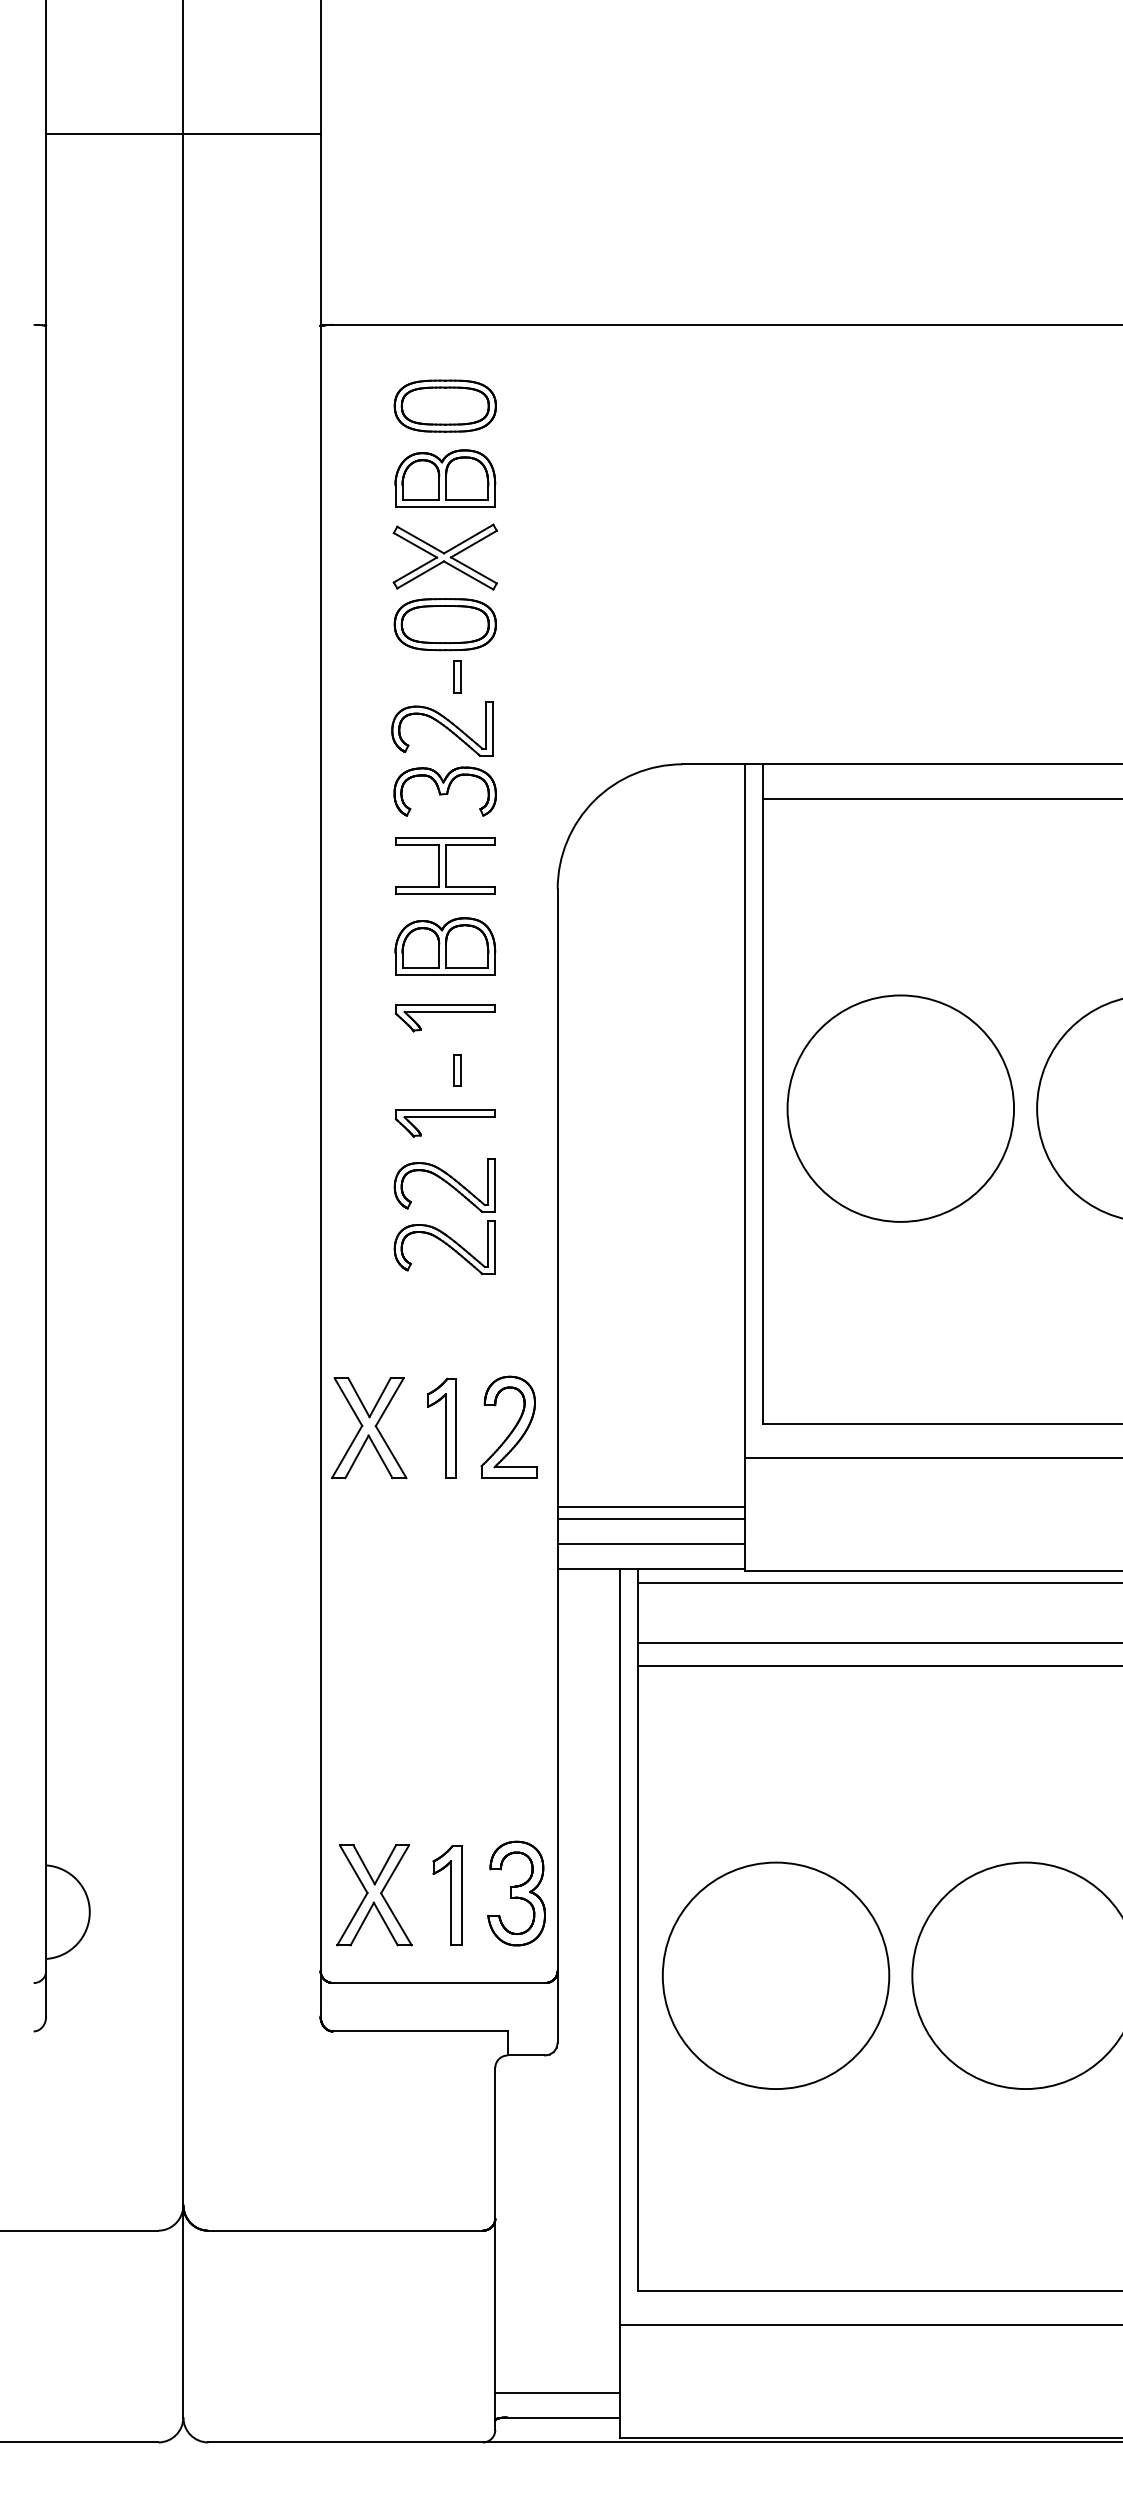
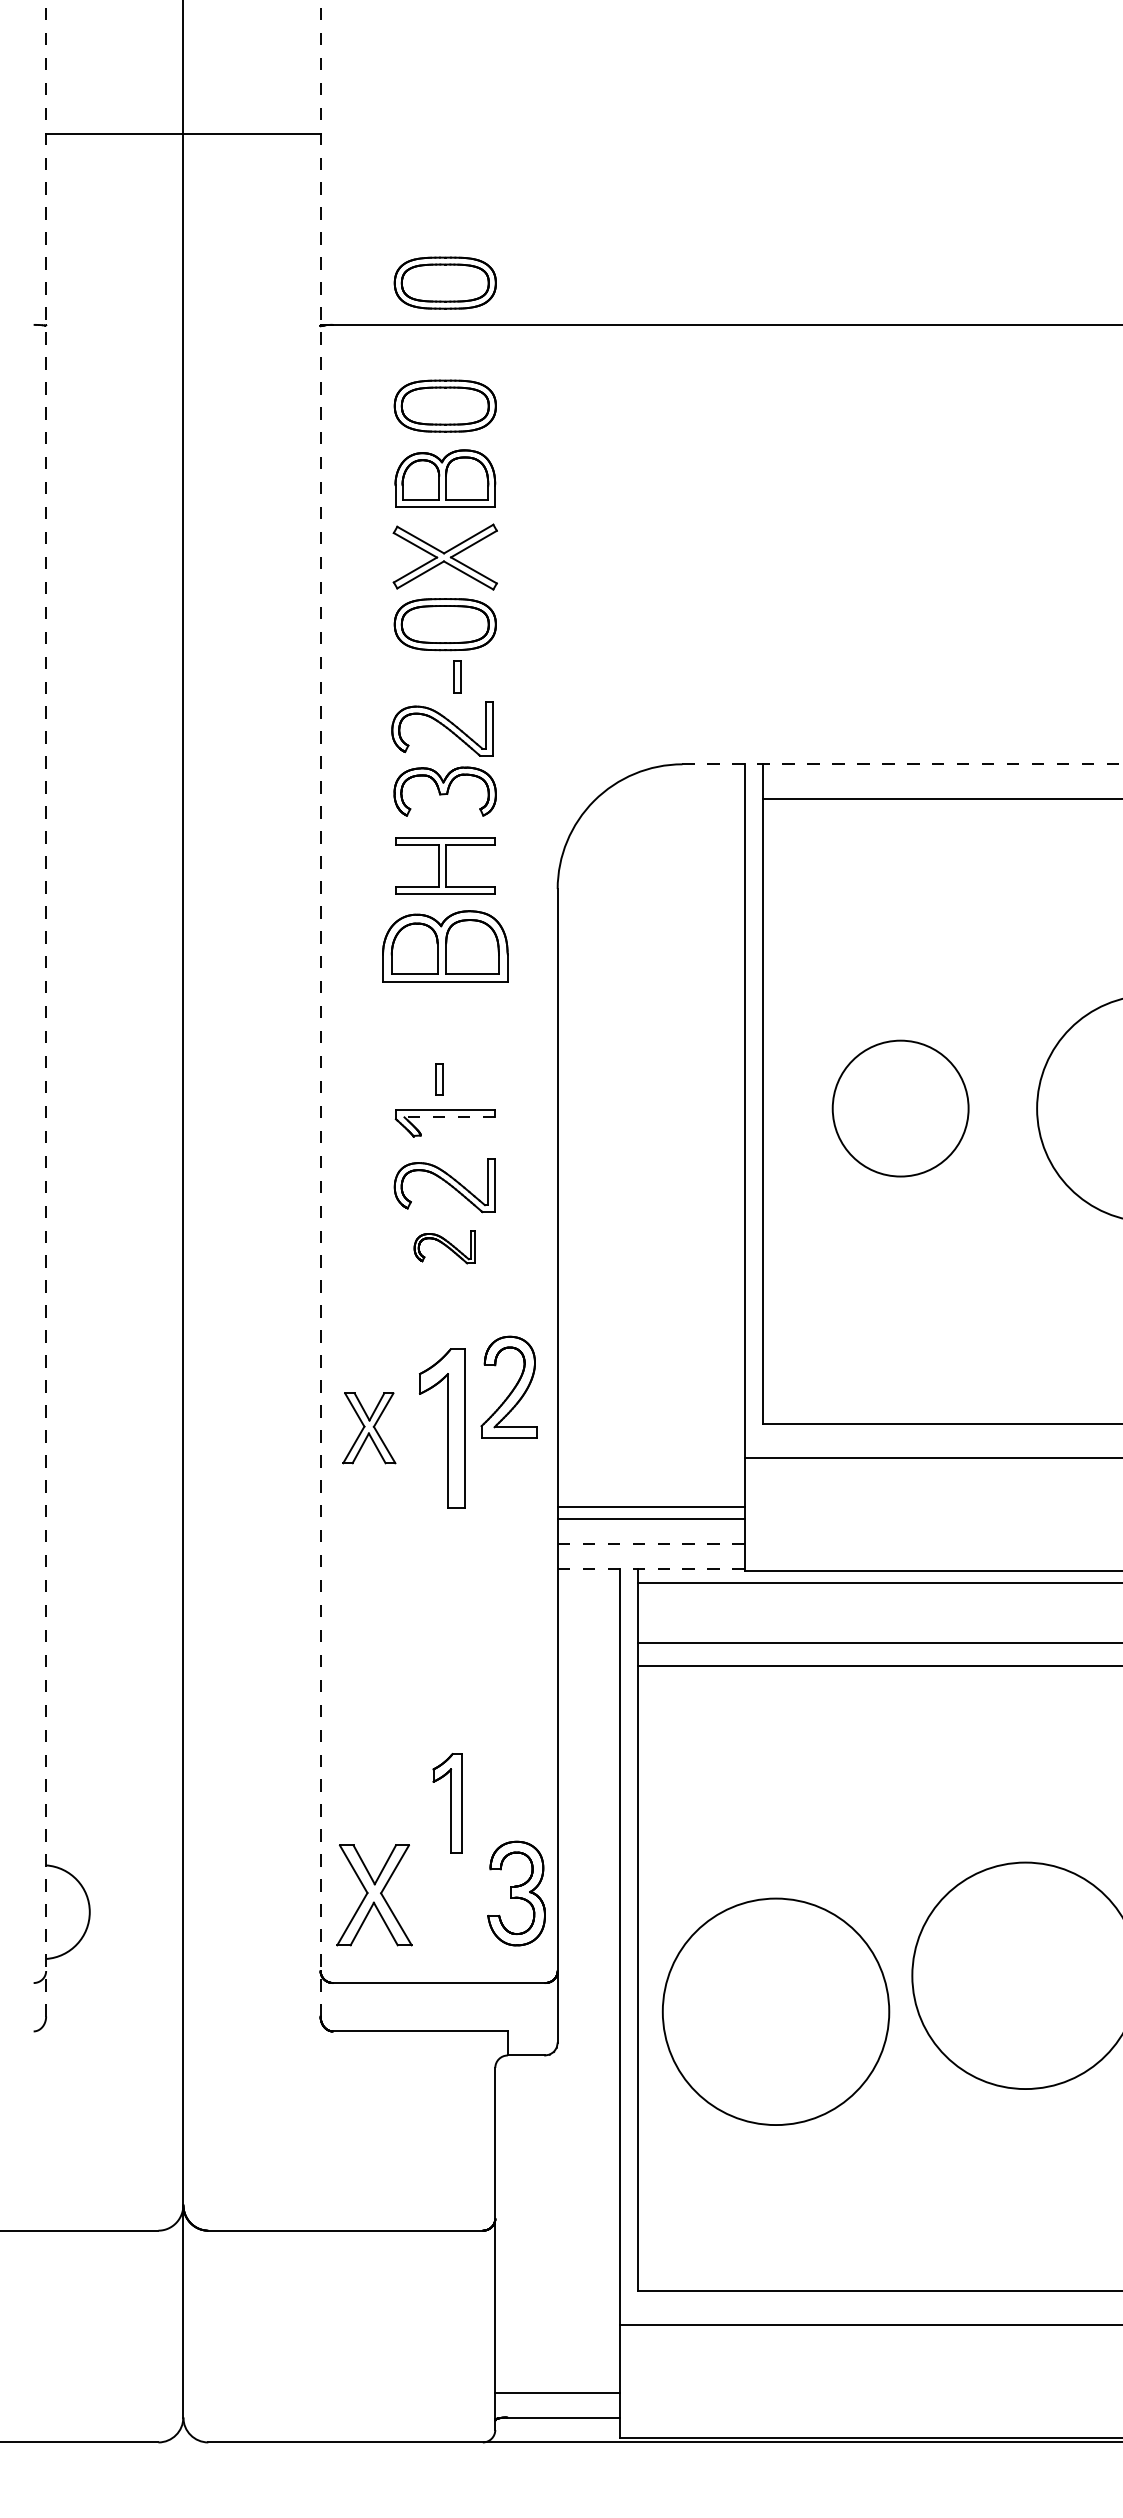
part: none -> present (444, 282)
line: solid -> dashed (902, 764)
part size: 103x59 px -> 127x73 px (445, 946)
line: solid -> dashed (46, 1008)
line: solid -> dashed (320, 1008)
part: present -> none (444, 1018)
part position: (457, 1070) -> (439, 1079) (439, 1079)
circle size: 229x229 px -> 139x139 px (900, 1108)
line: solid -> dashed (449, 1117)
part size: 103x55 px -> 63x35 px (444, 1247)
part position: (508, 1426) -> (508, 1386) (508, 1386)
part size: 30x102 px -> 47x161 px (442, 1428)
part size: 77x103 px -> 55x73 px (369, 1428)
line: solid -> dashed (651, 1544)
line: solid -> dashed (651, 1569)
part position: (447, 1895) -> (447, 1803) (447, 1803)
circle position: (775, 1975) -> (775, 2011) (775, 2011)
